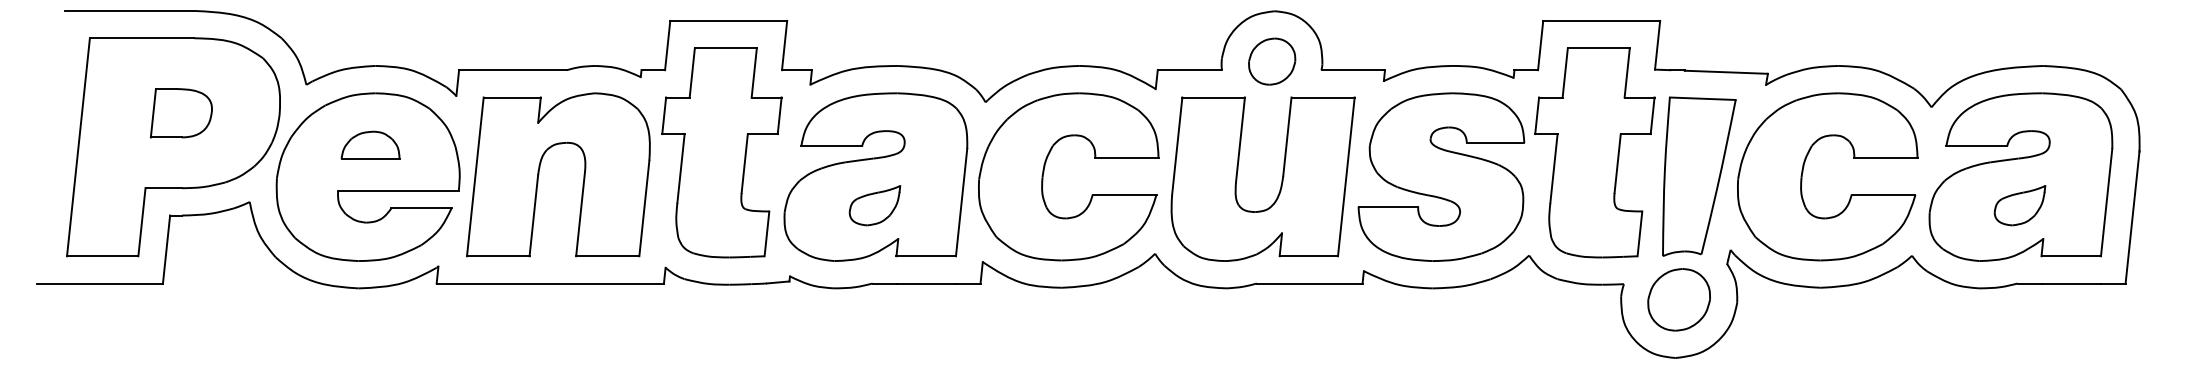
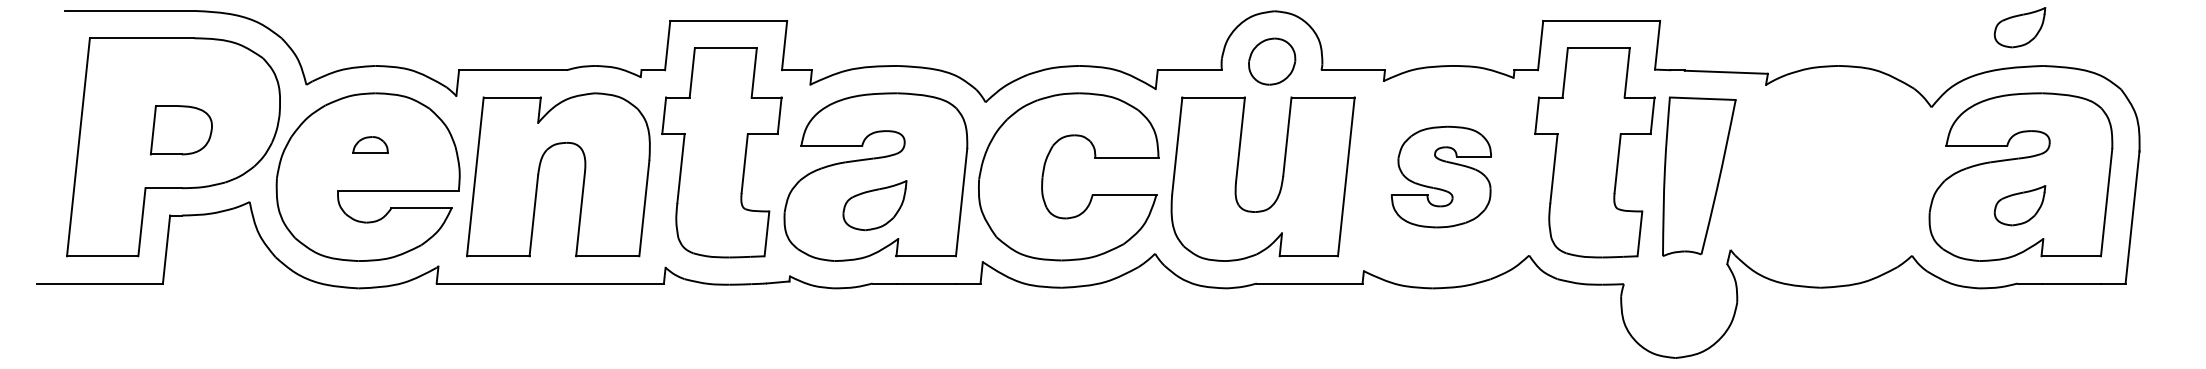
part: none -> present (2019, 27)
part position: (181, 113) -> (181, 130) (181, 130)
part size: 61x30 px -> 37x18 px (370, 144)
part: present -> none (1803, 172)
part size: 169x170 px -> 102x104 px (1440, 176)
part size: 54x42 px -> 66x52 px (874, 205)
part: present -> none (1678, 299)
